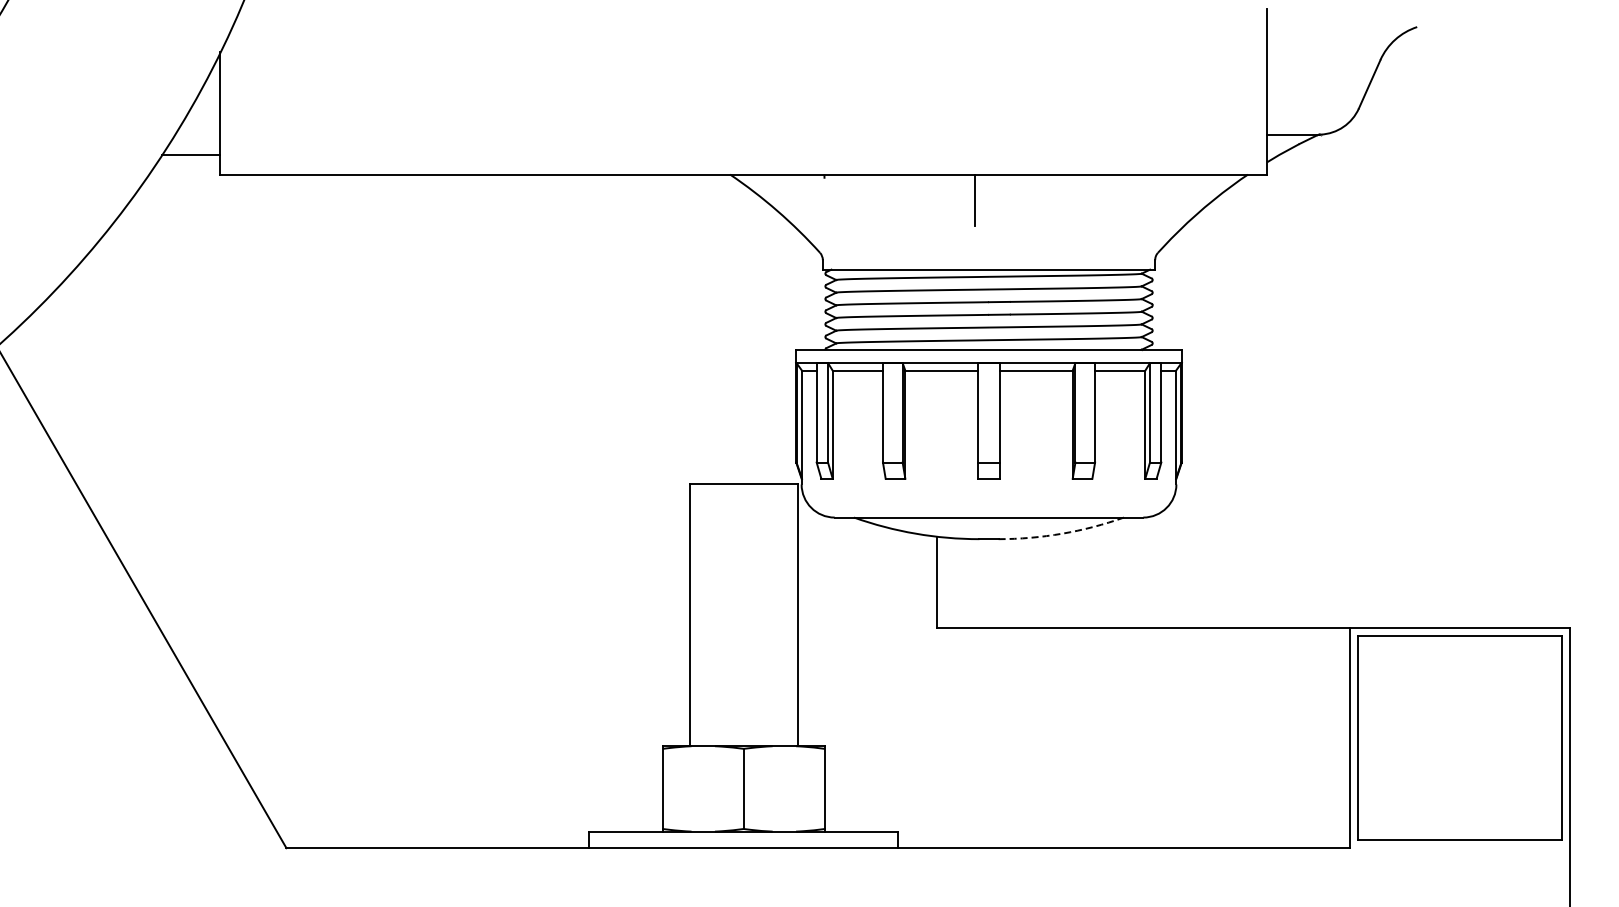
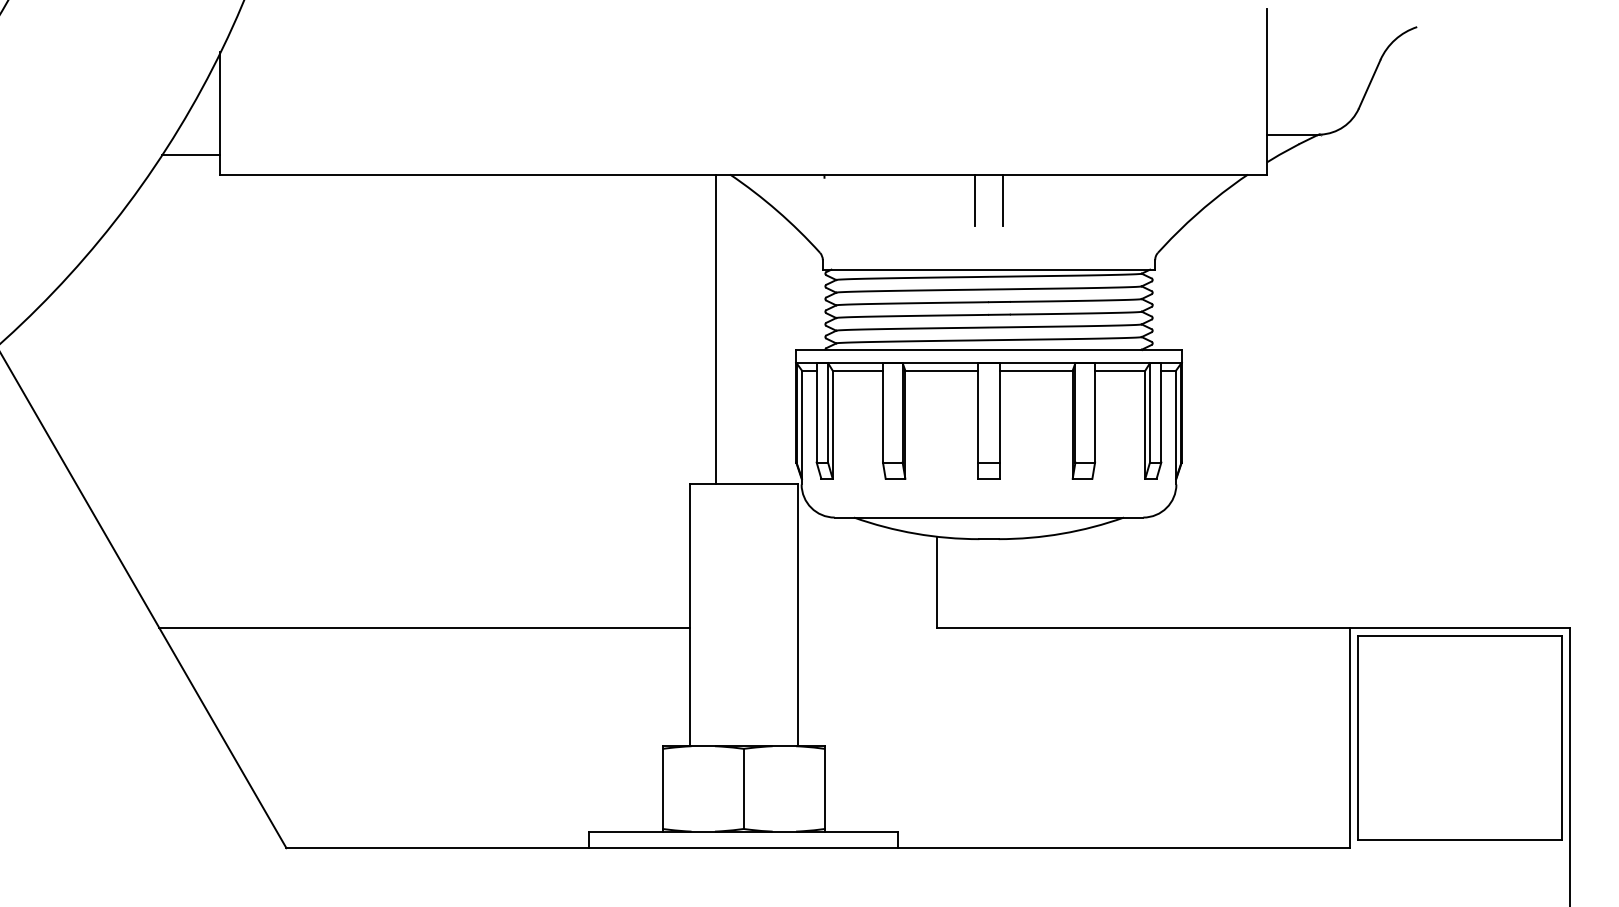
line: none -> present (1002, 199)
line: none -> present (716, 329)
arc: dashed -> solid (1062, 533)
line: none -> present (424, 627)
